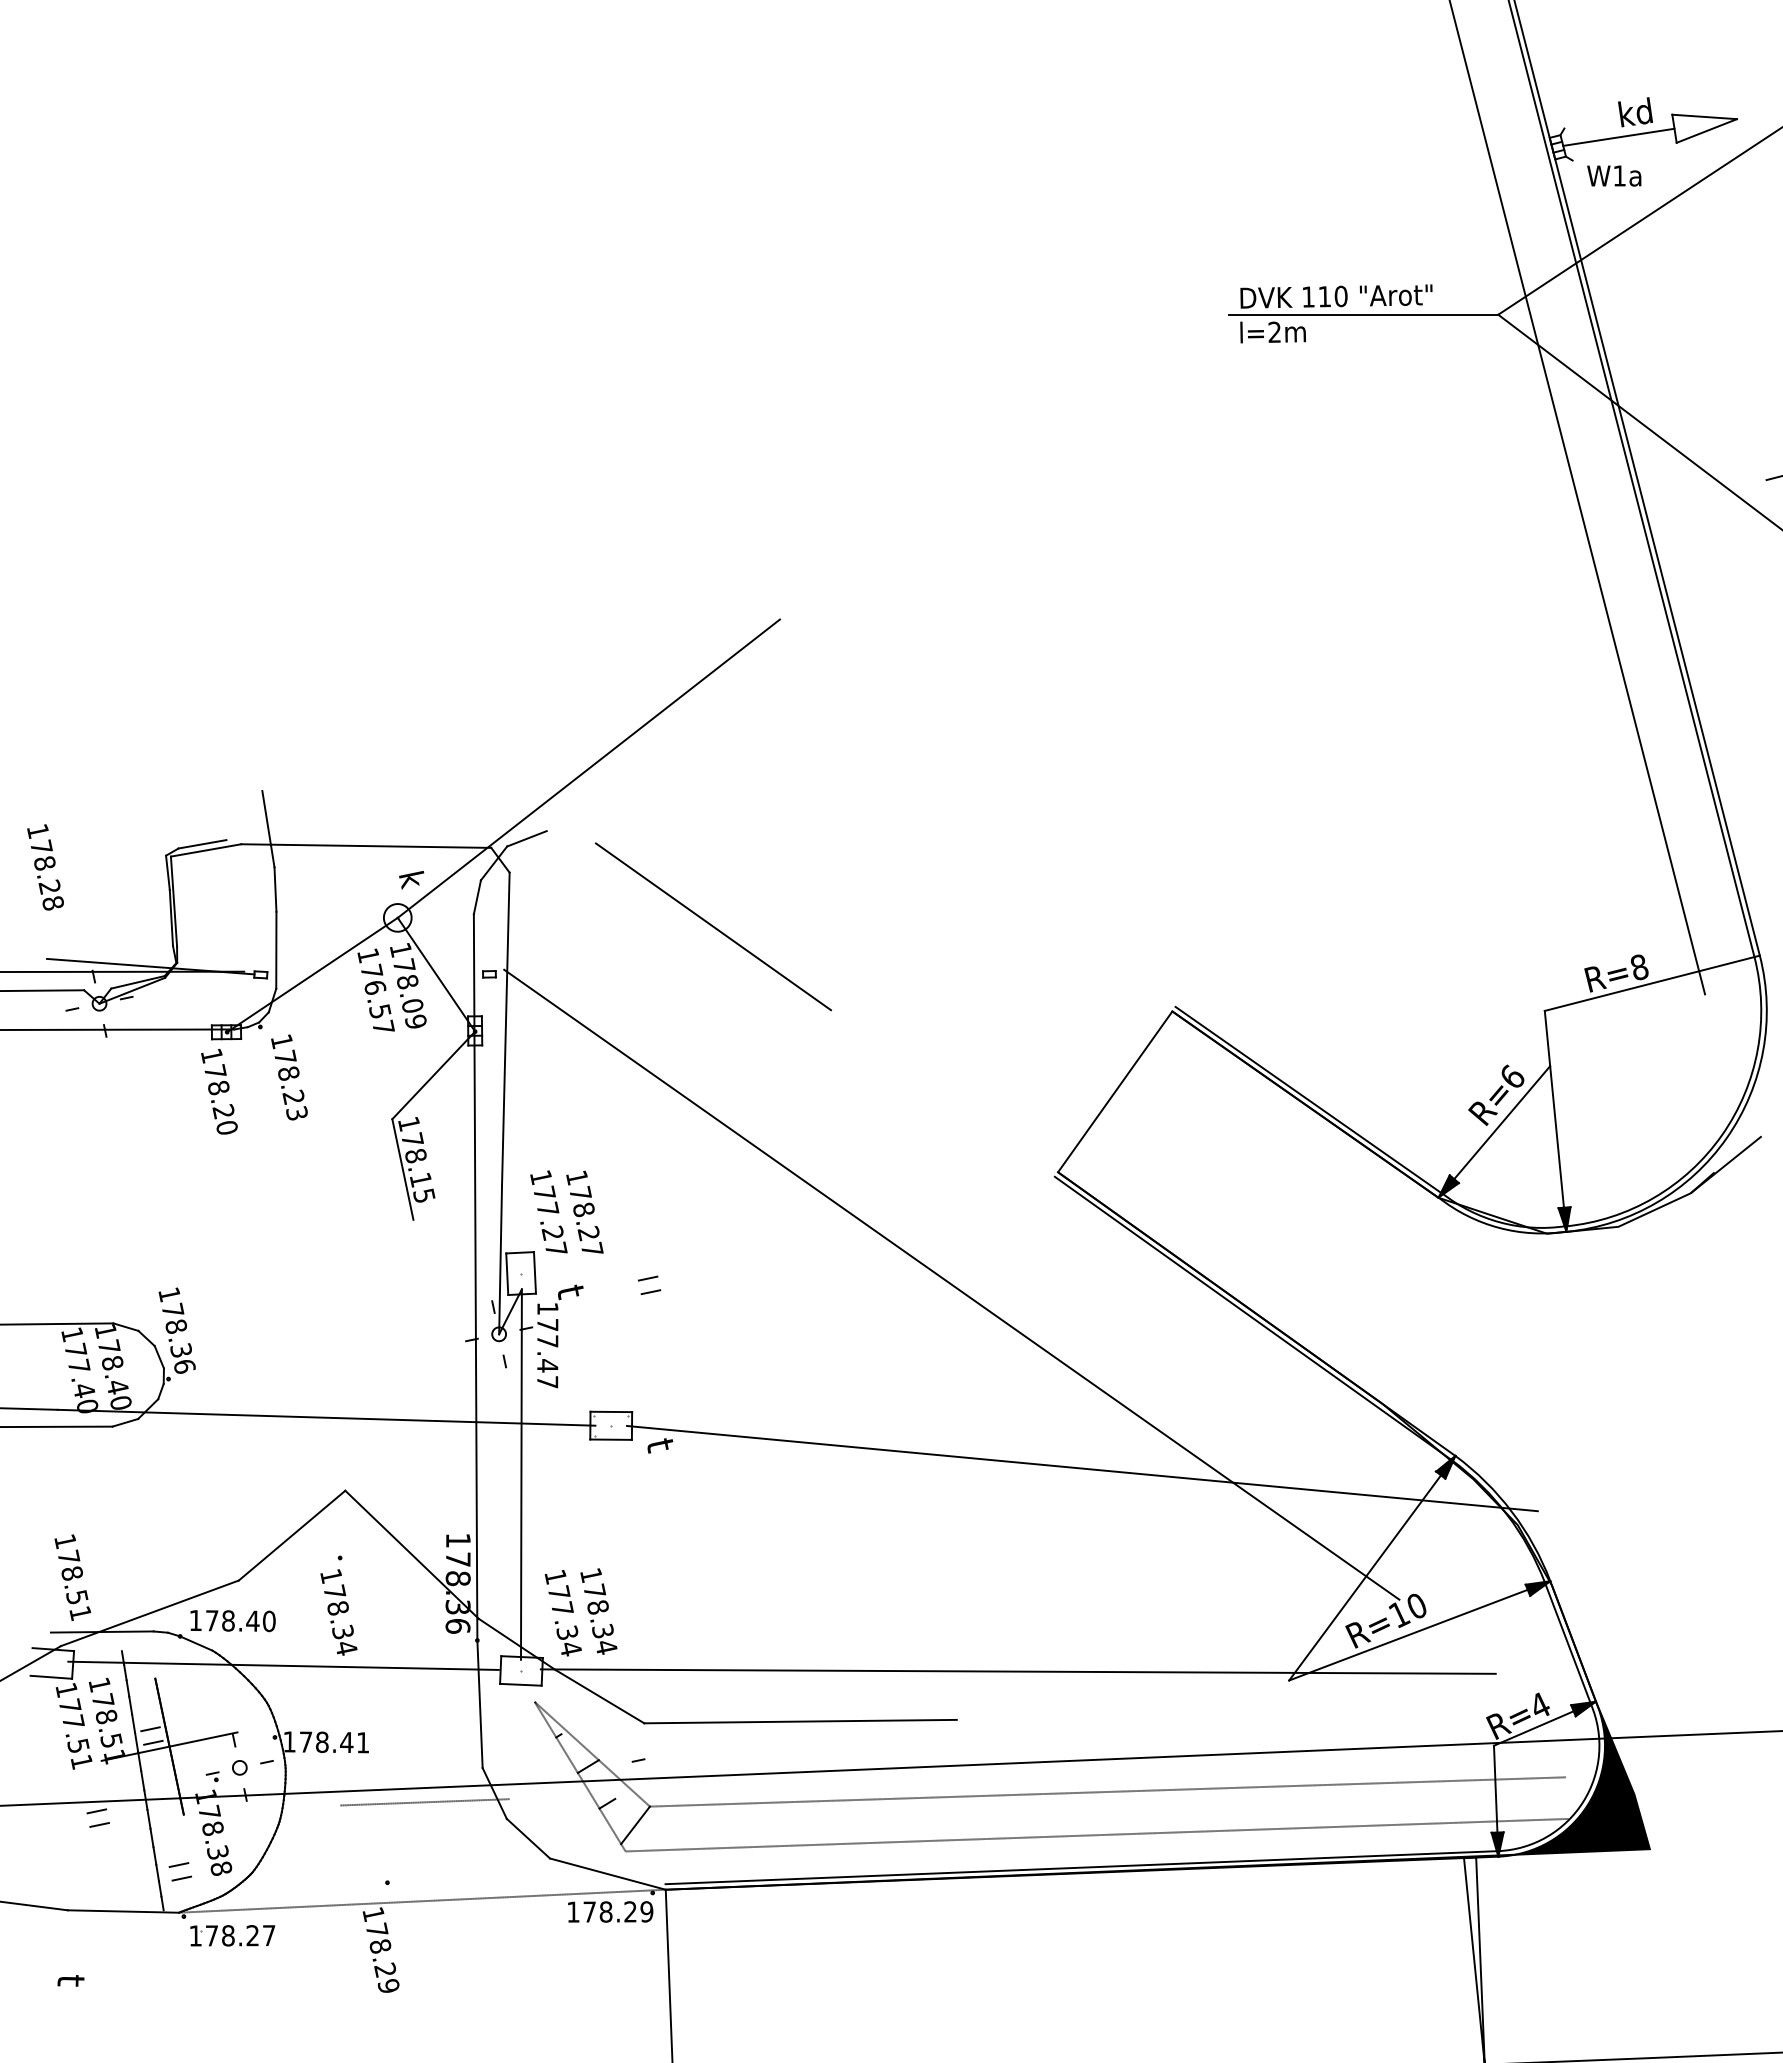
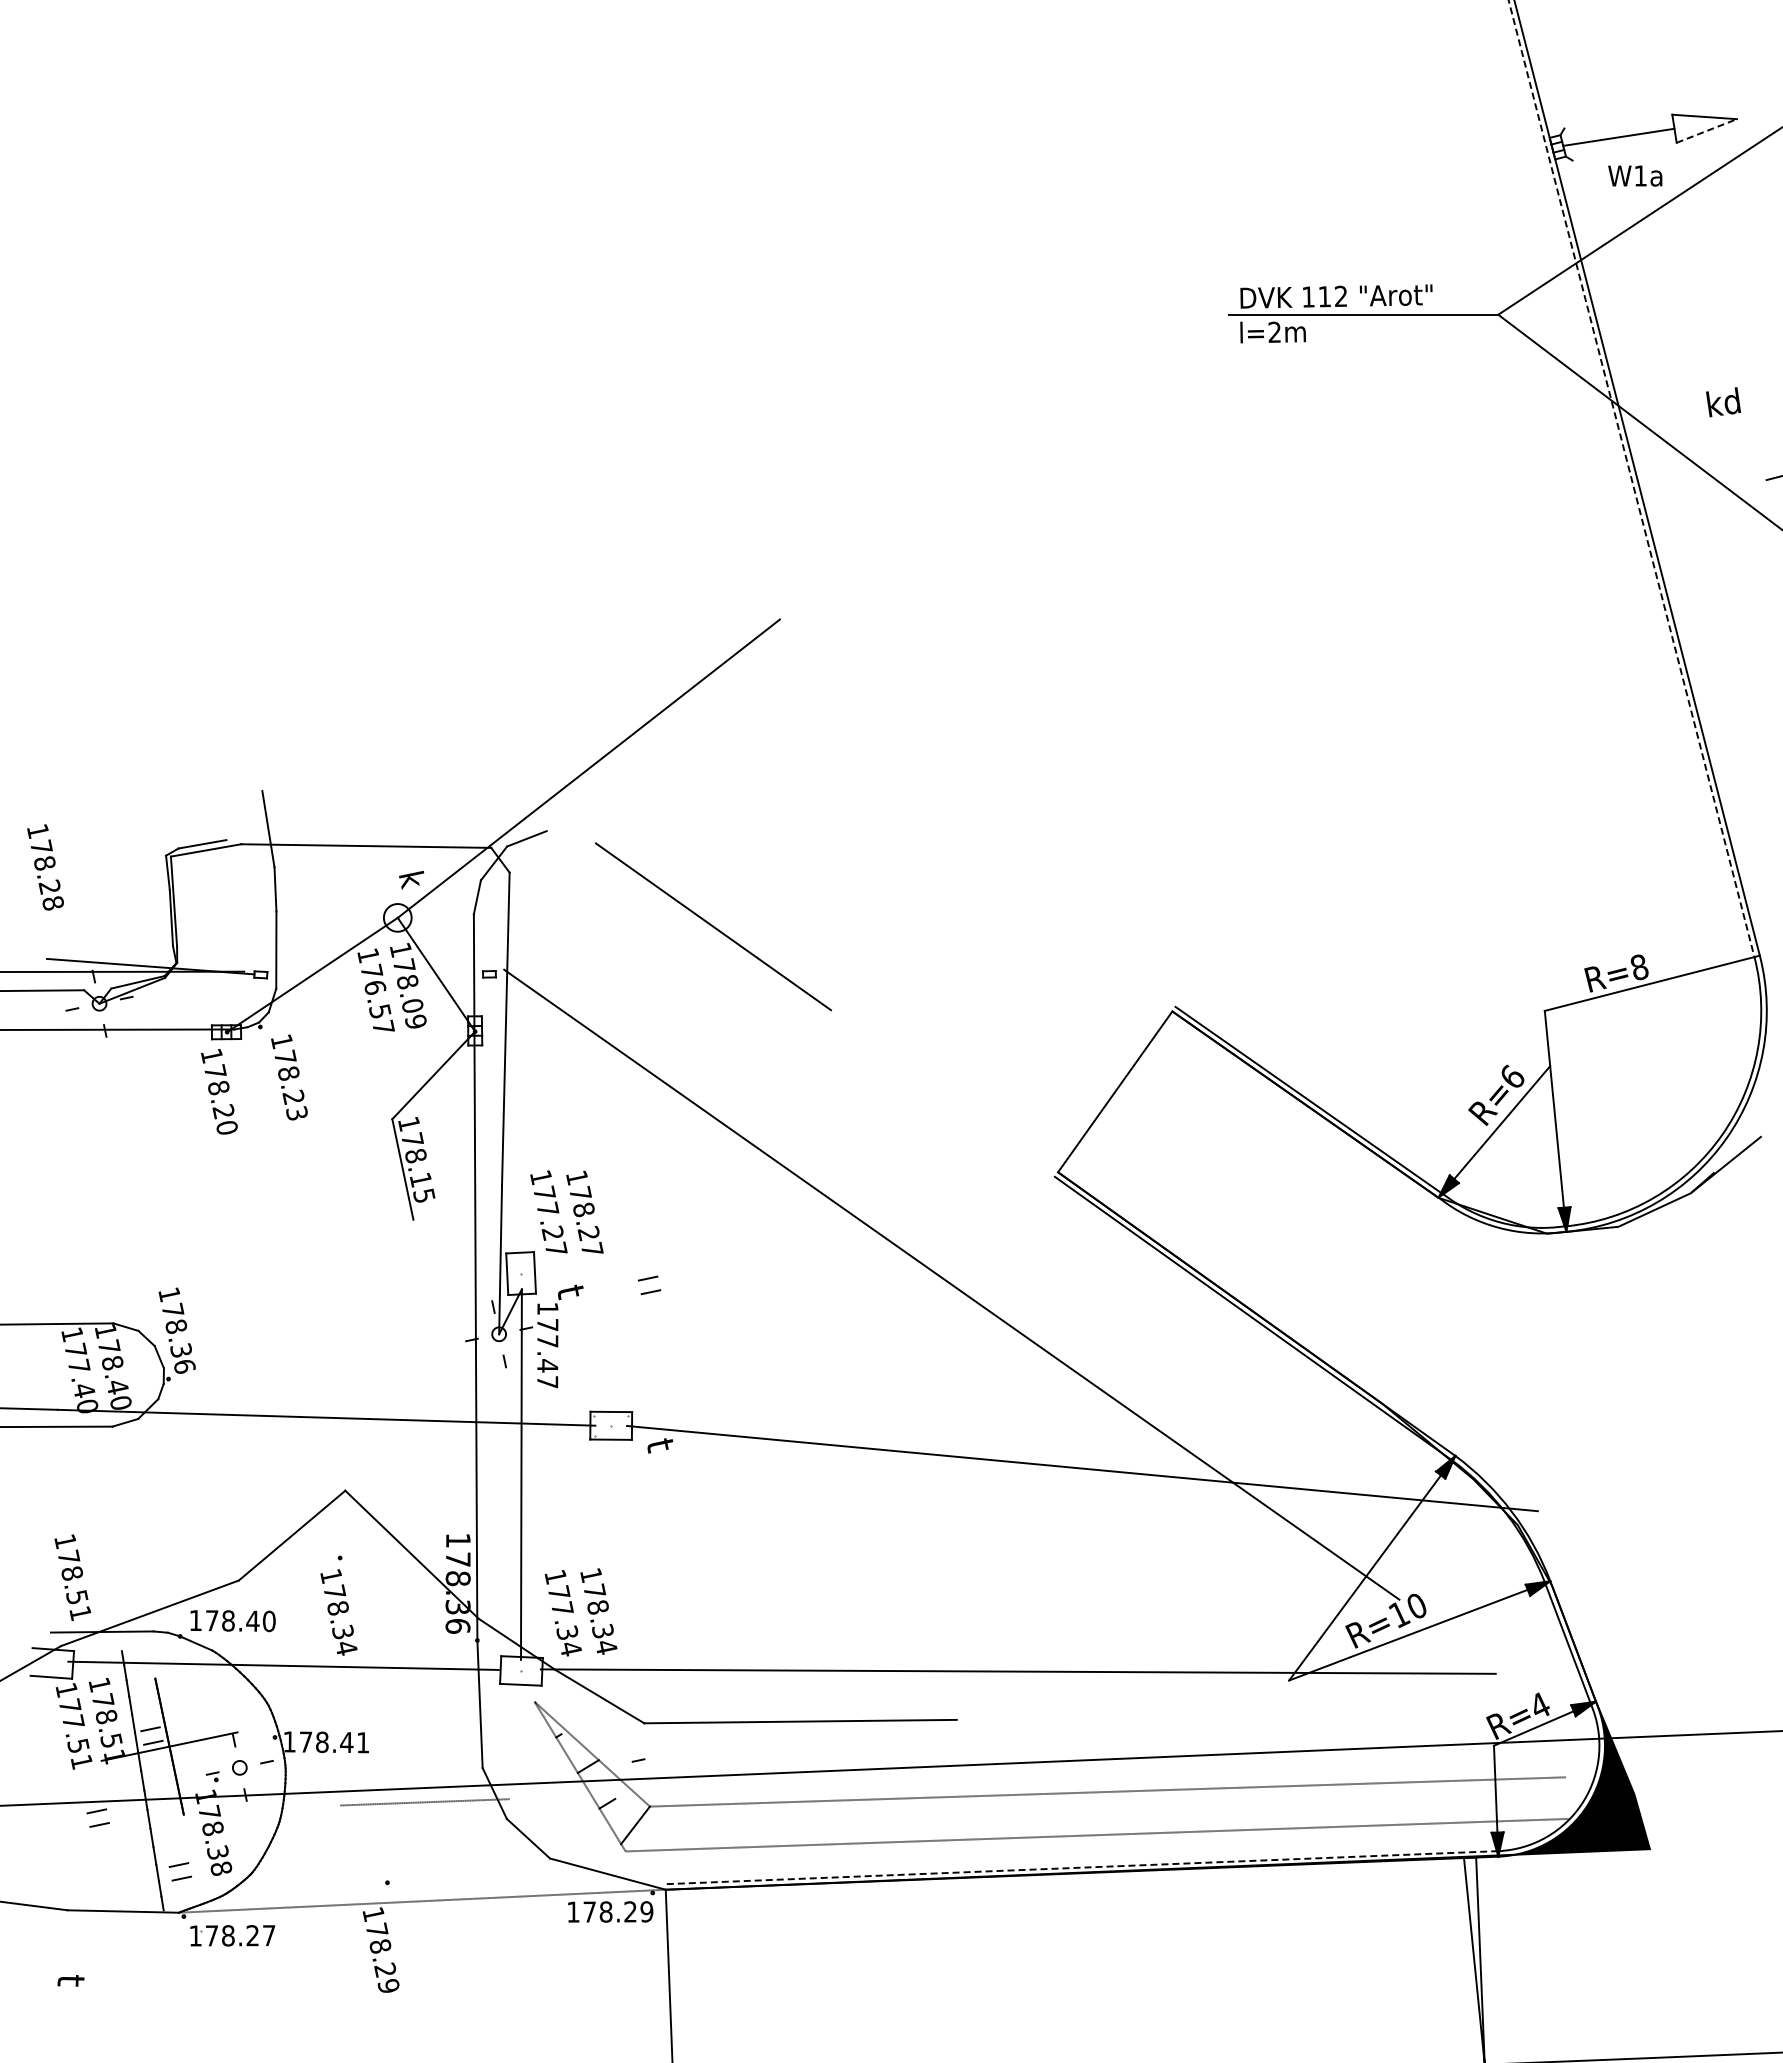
text position: (1635, 112) -> (1723, 402) (1723, 402)
line: solid -> dashed (1707, 130)
text position: (1614, 175) -> (1635, 175) (1635, 175)
text: 110 -> 112 (1340, 296)
line: solid -> dashed (1631, 478)
line: present -> none (1577, 498)
line: solid -> dashed (1081, 1867)
